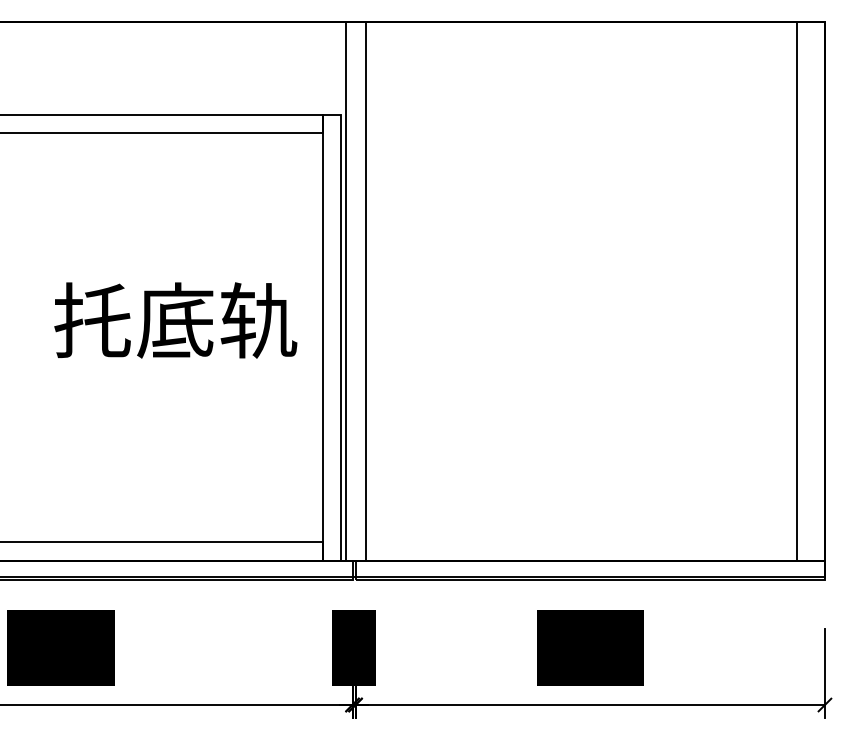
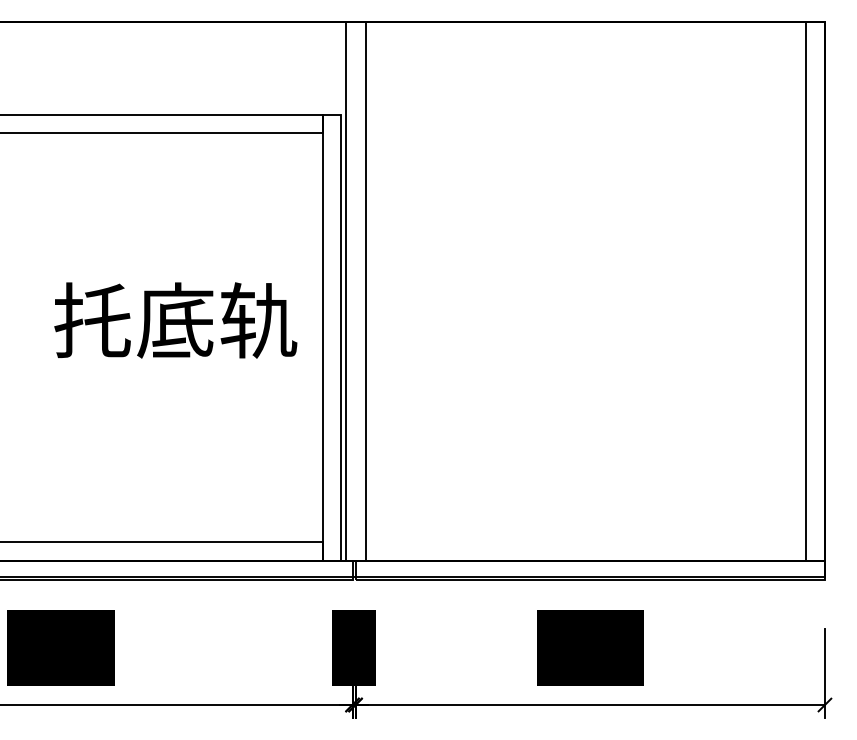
line position: (796, 291) -> (805, 291) (805, 291)
